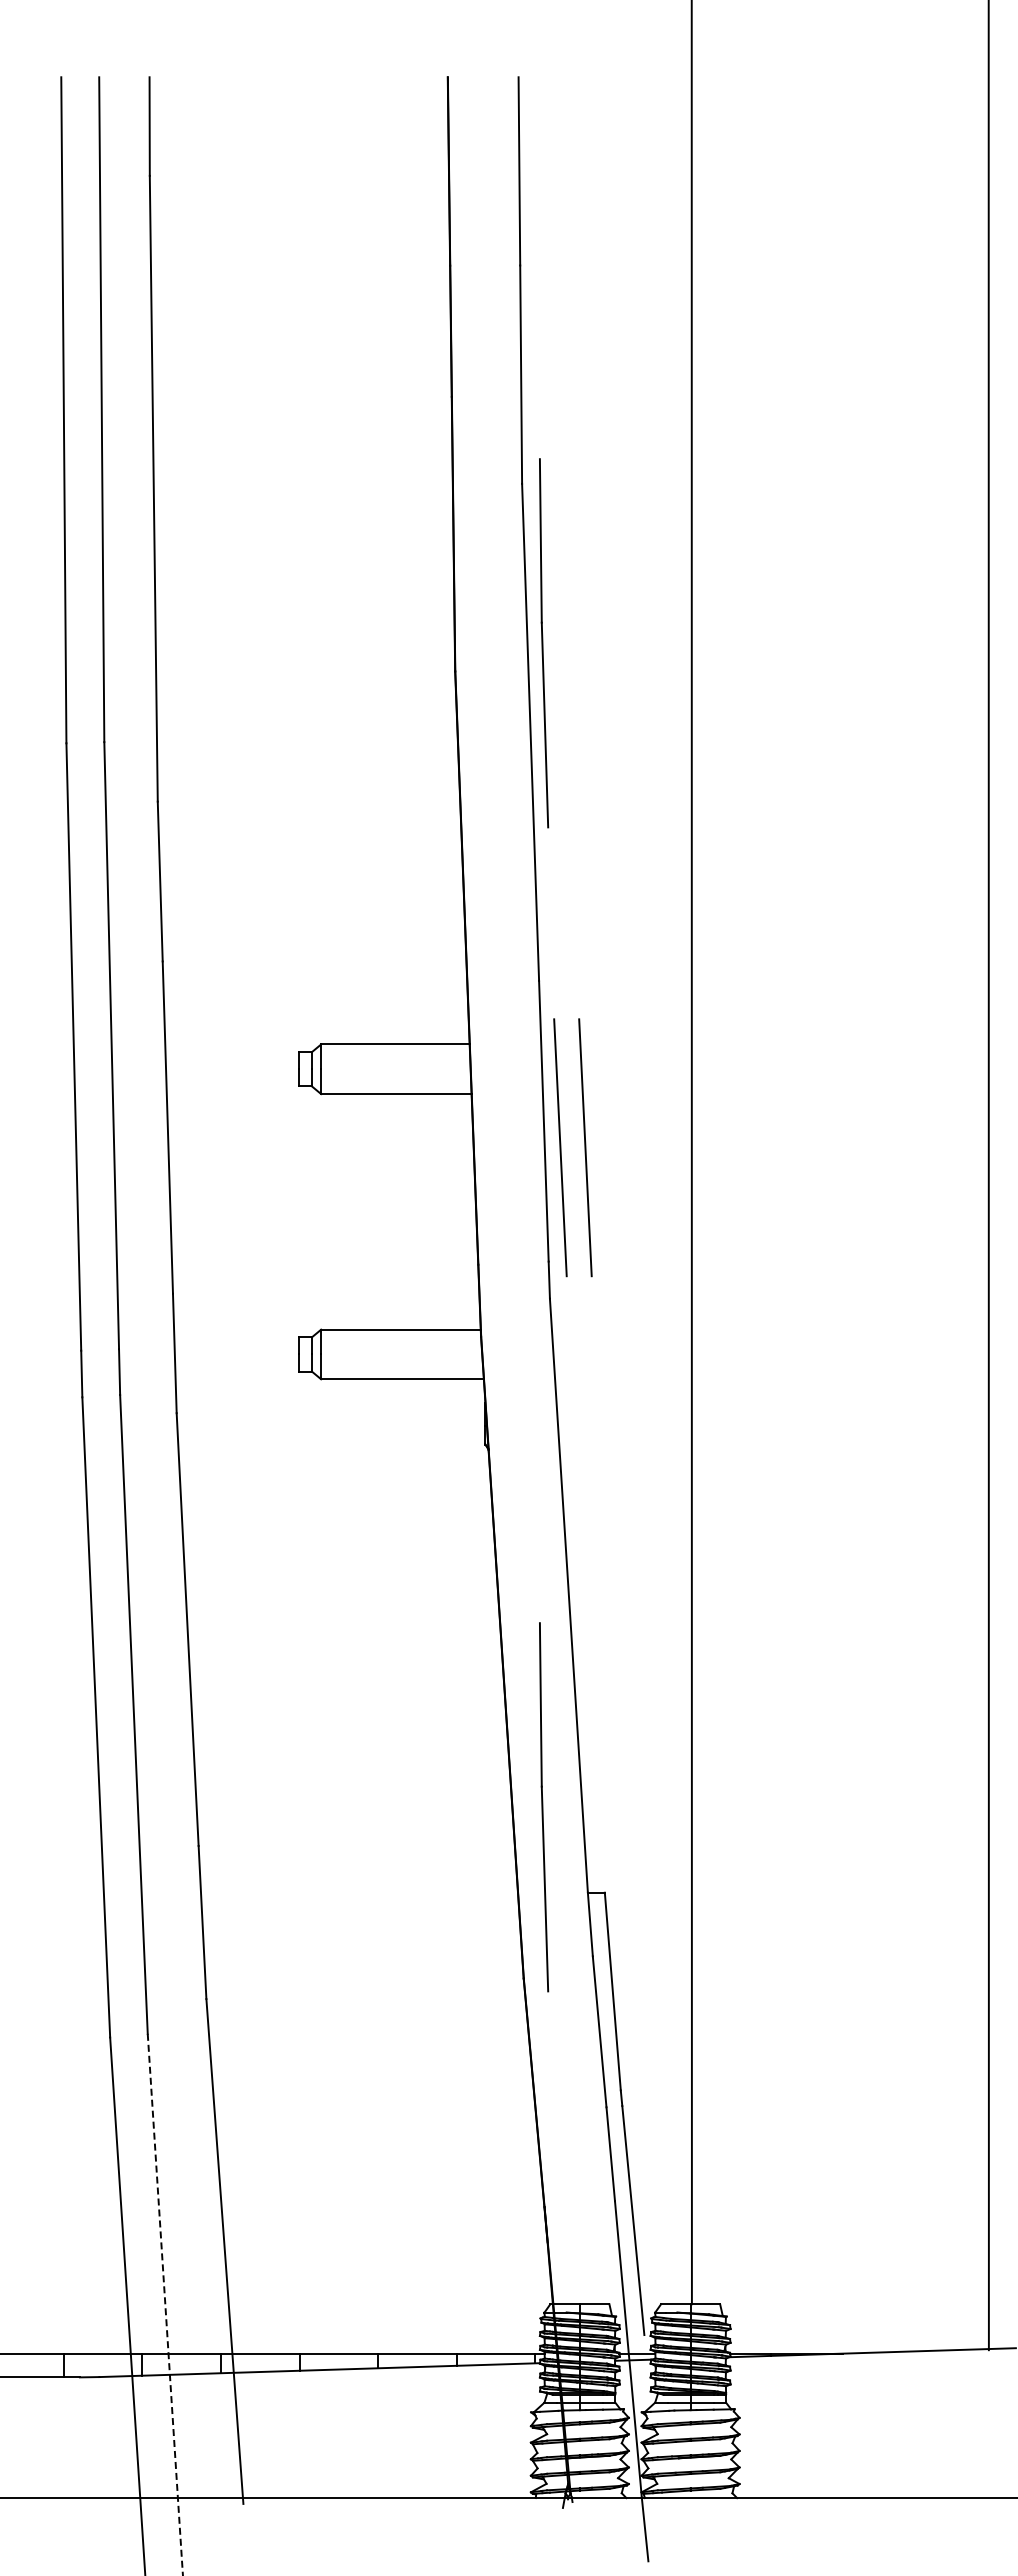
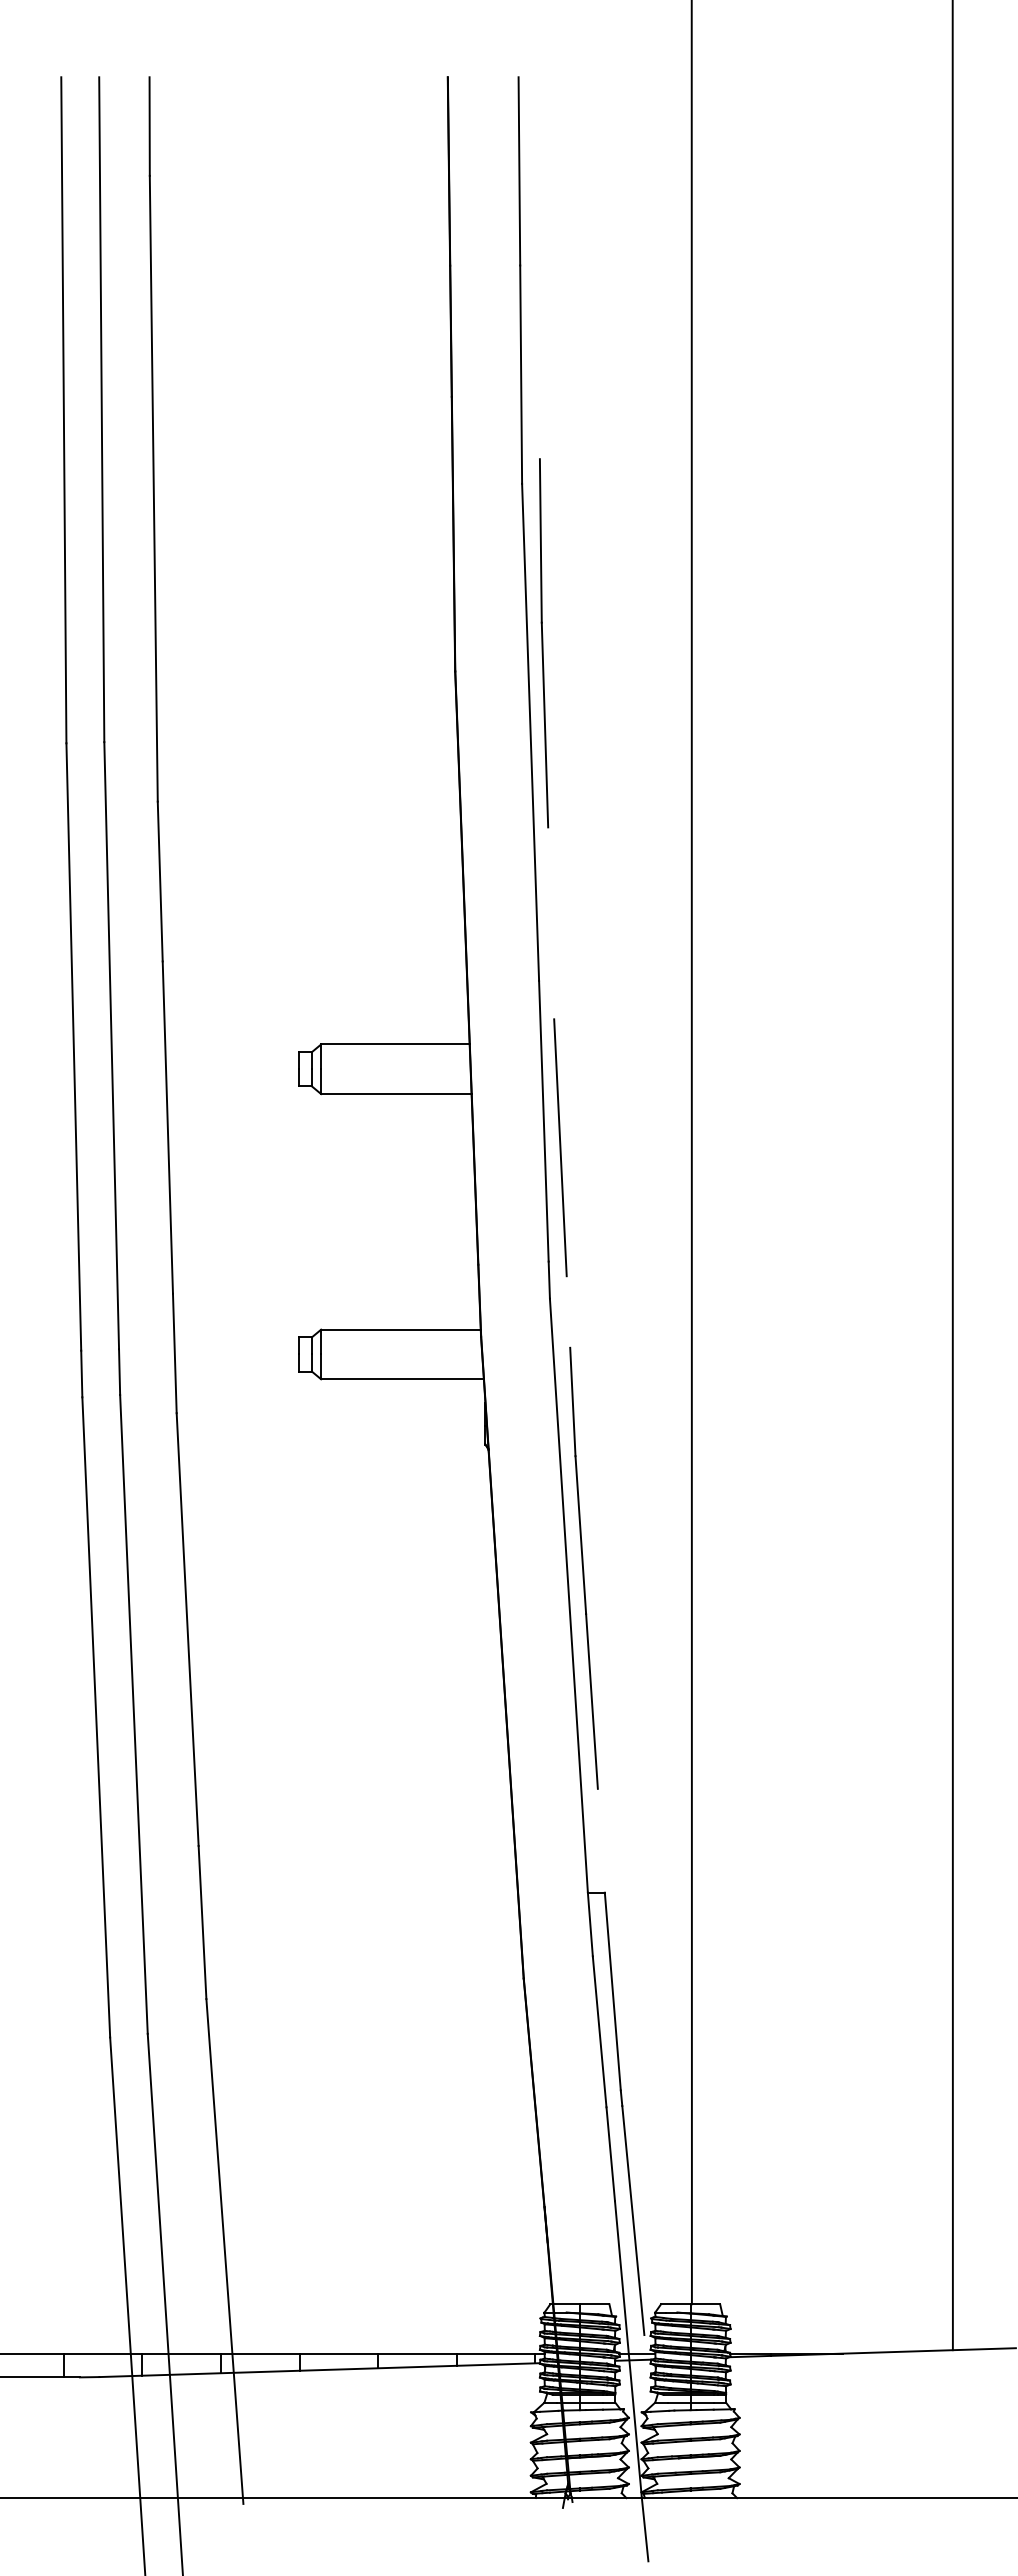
line: present -> none (585, 1147)
line position: (988, 1176) -> (952, 1176) (952, 1176)
part: none -> present (583, 1567)
part: present -> none (544, 1807)
line: dashed -> solid (165, 2305)
